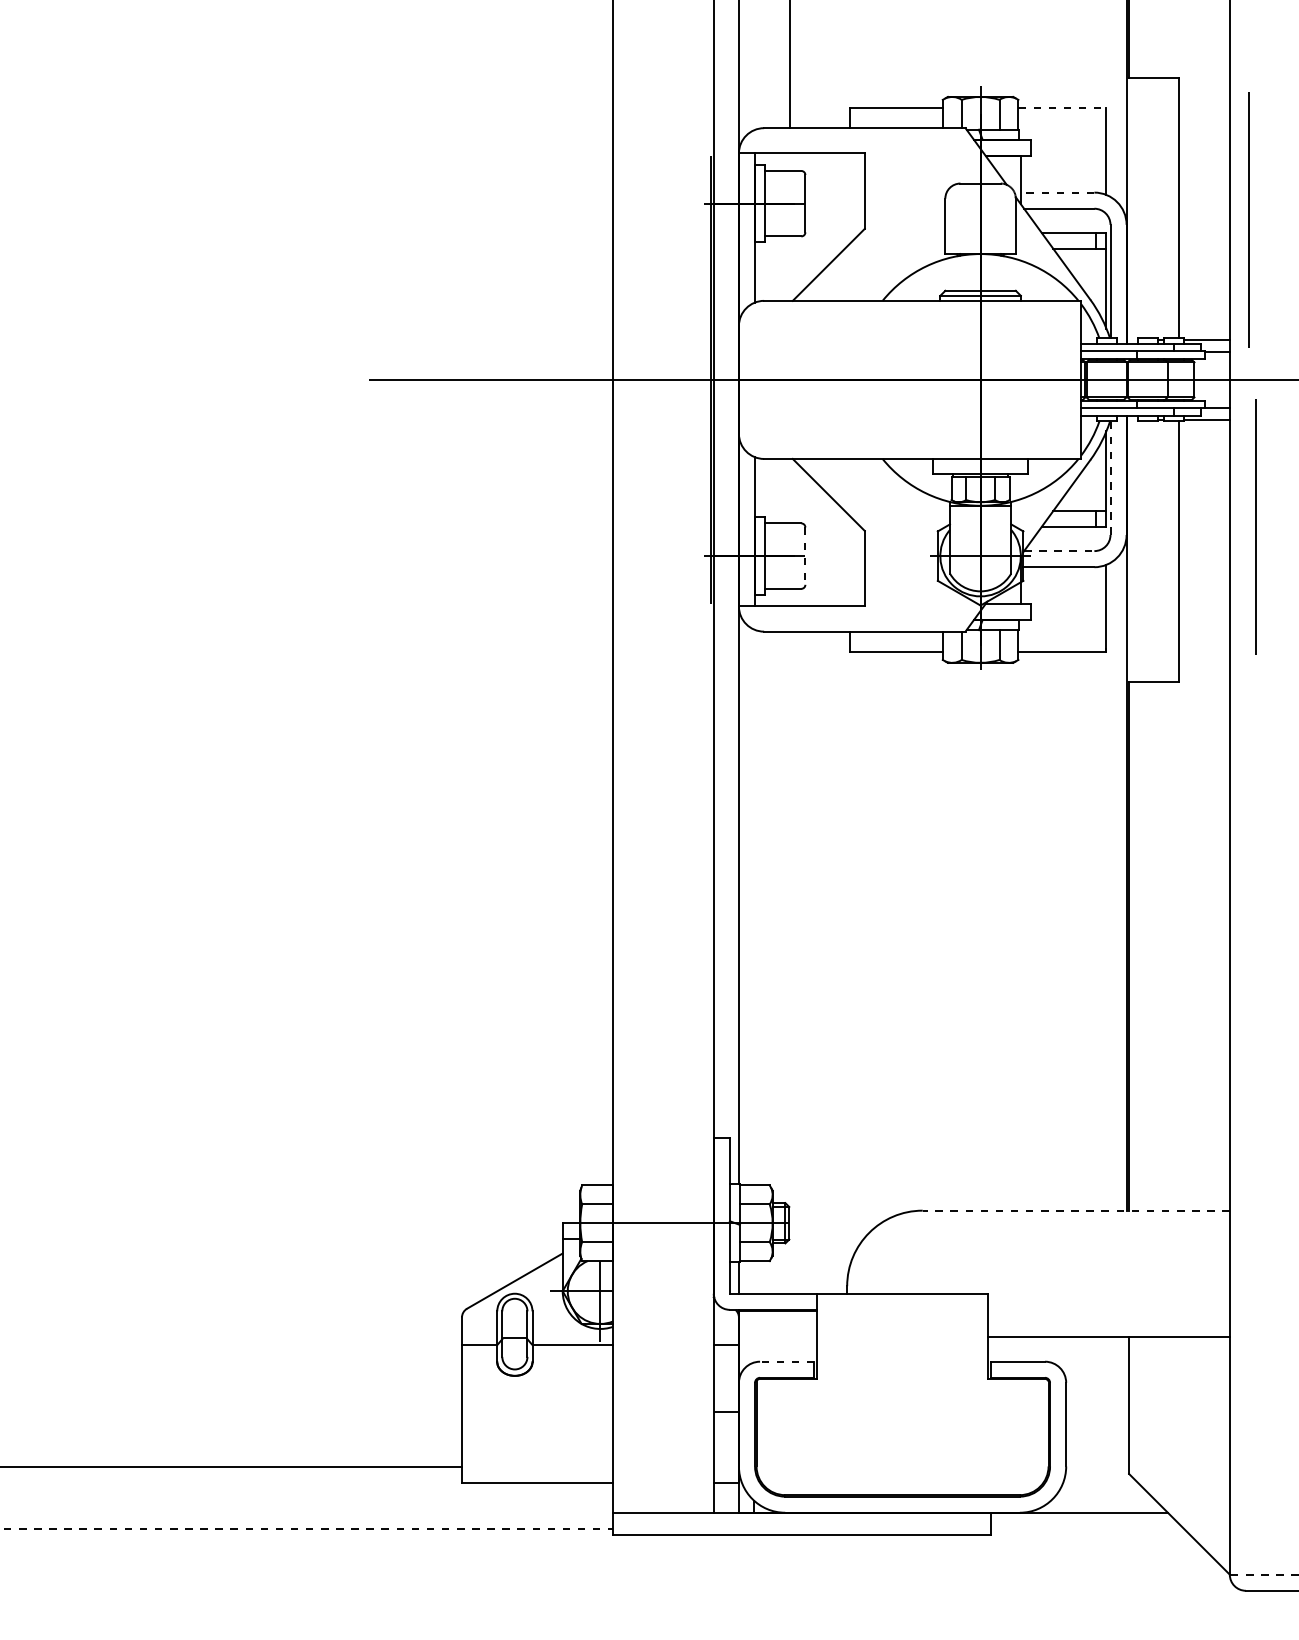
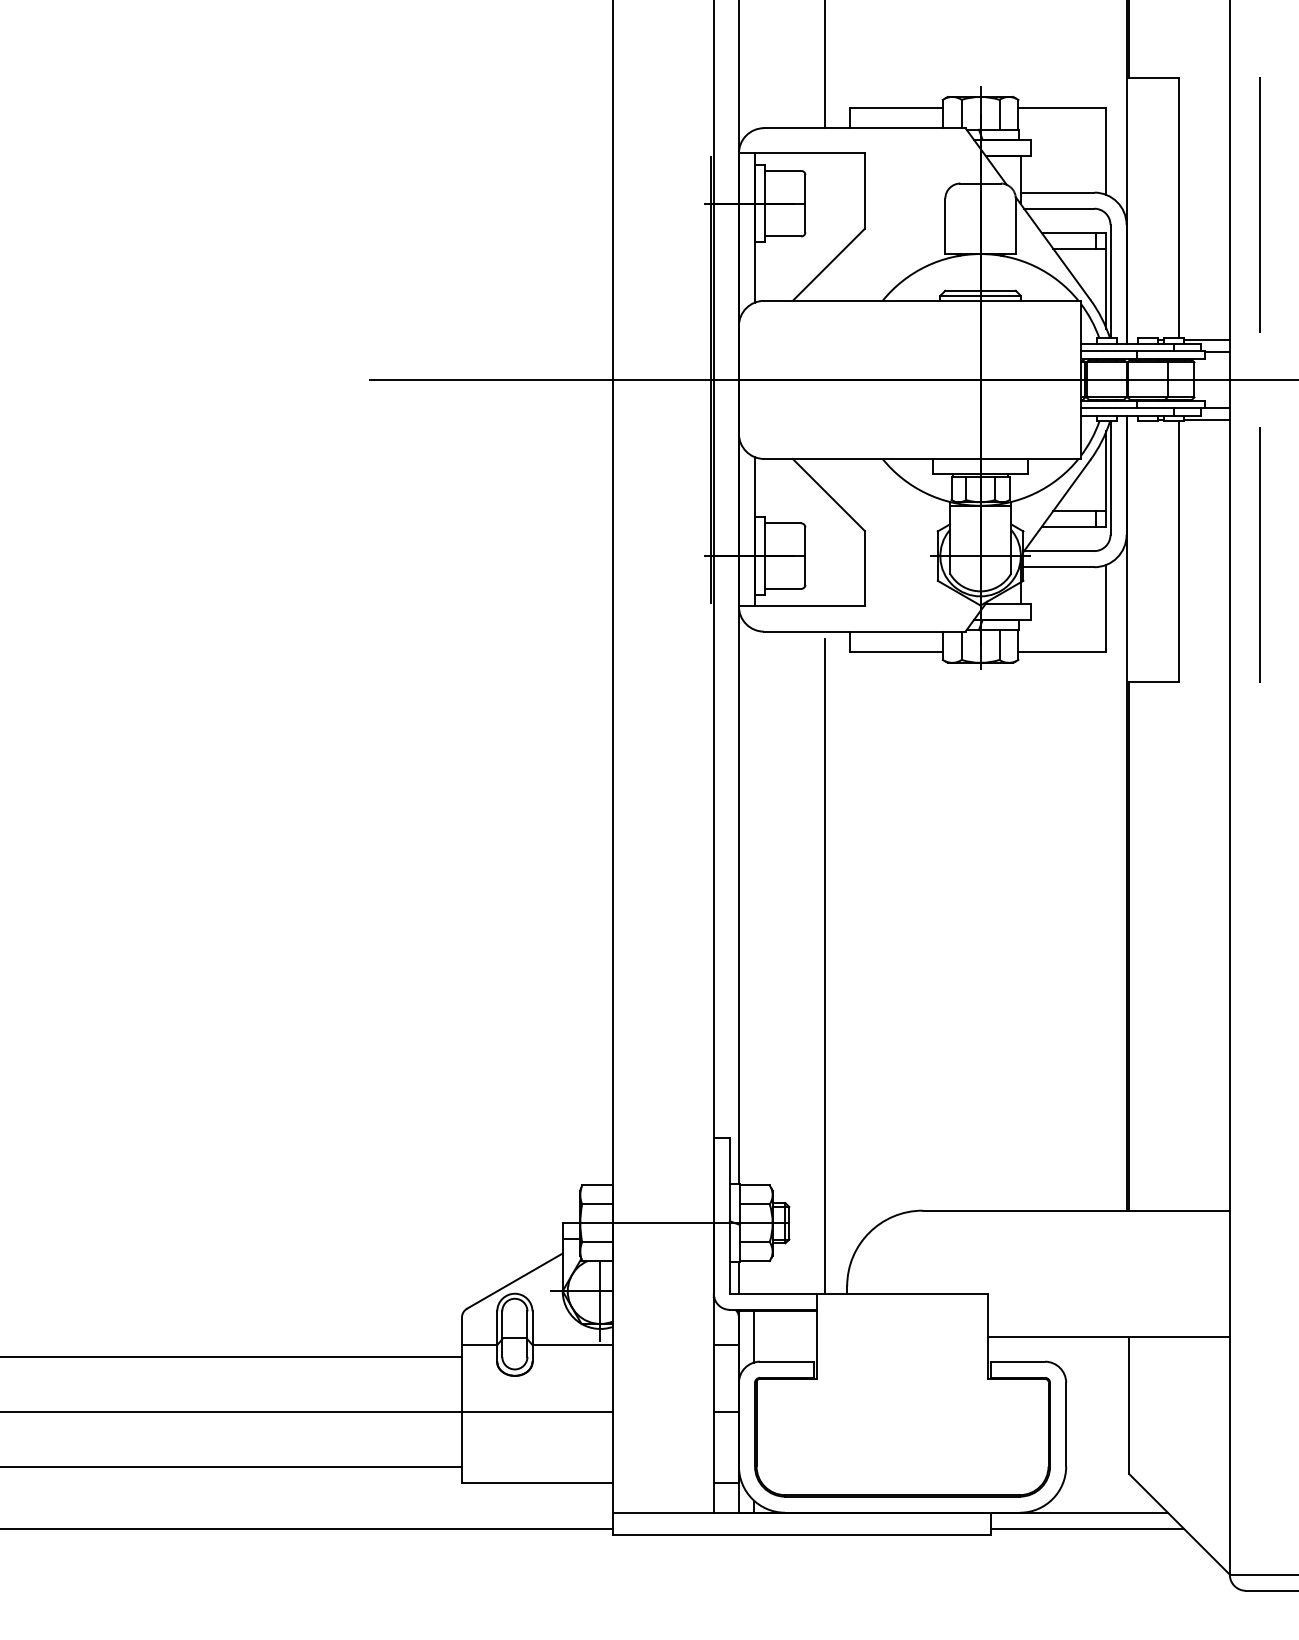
line position: (789, 65) -> (824, 65) (824, 65)
line: dashed -> solid (1062, 108)
line: dashed -> solid (1057, 192)
line position: (1248, 219) -> (1259, 204) (1259, 204)
line: dashed -> solid (1110, 478)
line position: (1255, 526) -> (1259, 554) (1259, 554)
line: dashed -> solid (1059, 551)
line: dashed -> solid (805, 556)
line: none -> present (824, 966)
line: dashed -> solid (1076, 1210)
line: none -> present (754, 1336)
line: none -> present (232, 1357)
line: dashed -> solid (786, 1361)
line: none -> present (307, 1412)
line: dashed -> solid (307, 1528)
line: none -> present (1087, 1528)
line: dashed -> solid (1263, 1574)
